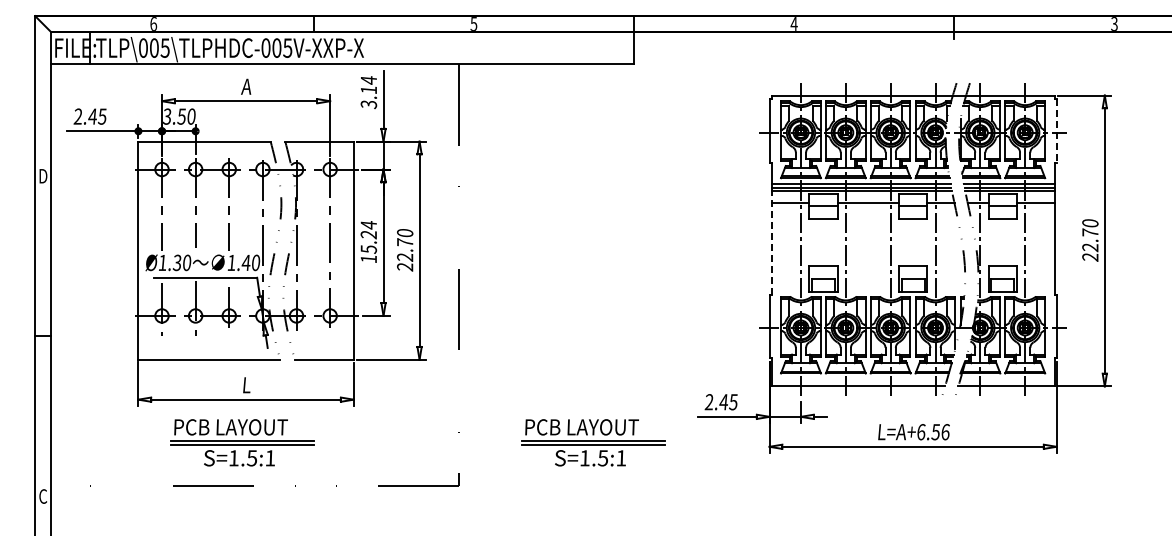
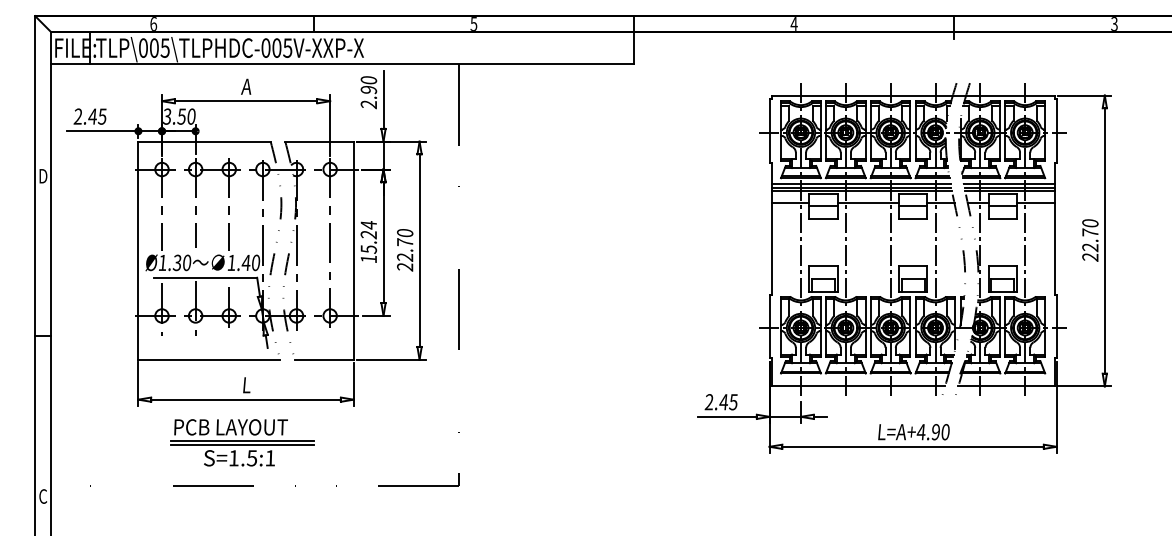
text: 3.14 -> 2.90 (368, 92)
line: dashed -> solid (1056, 131)
line: dashed -> solid (771, 242)
text: L=A+6.56 -> L=A+4.90 (932, 432)
part: present -> none (593, 442)
